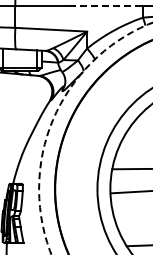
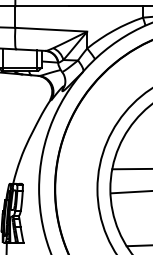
line: dashed -> solid (106, 6)
circle: dashed -> solid (95, 138)
